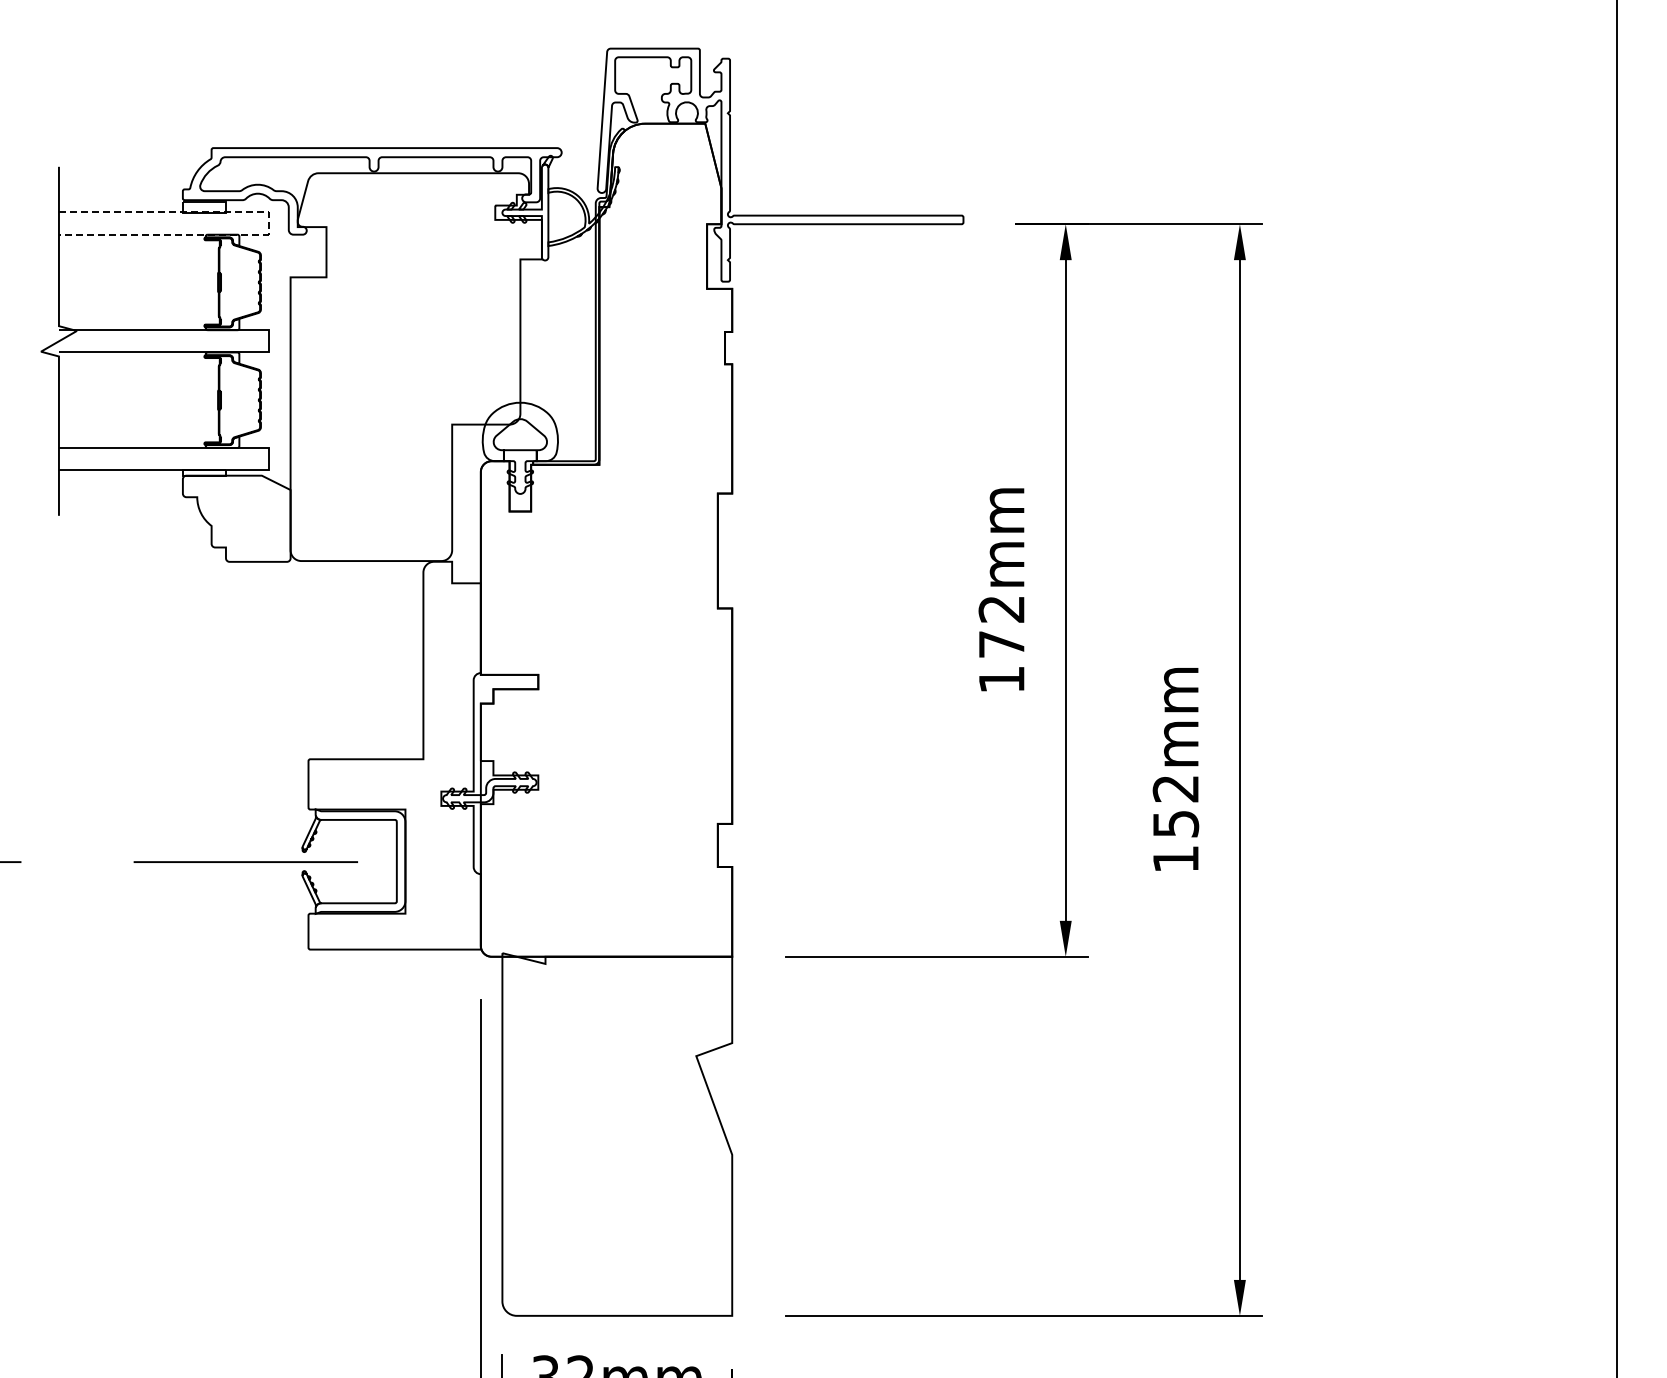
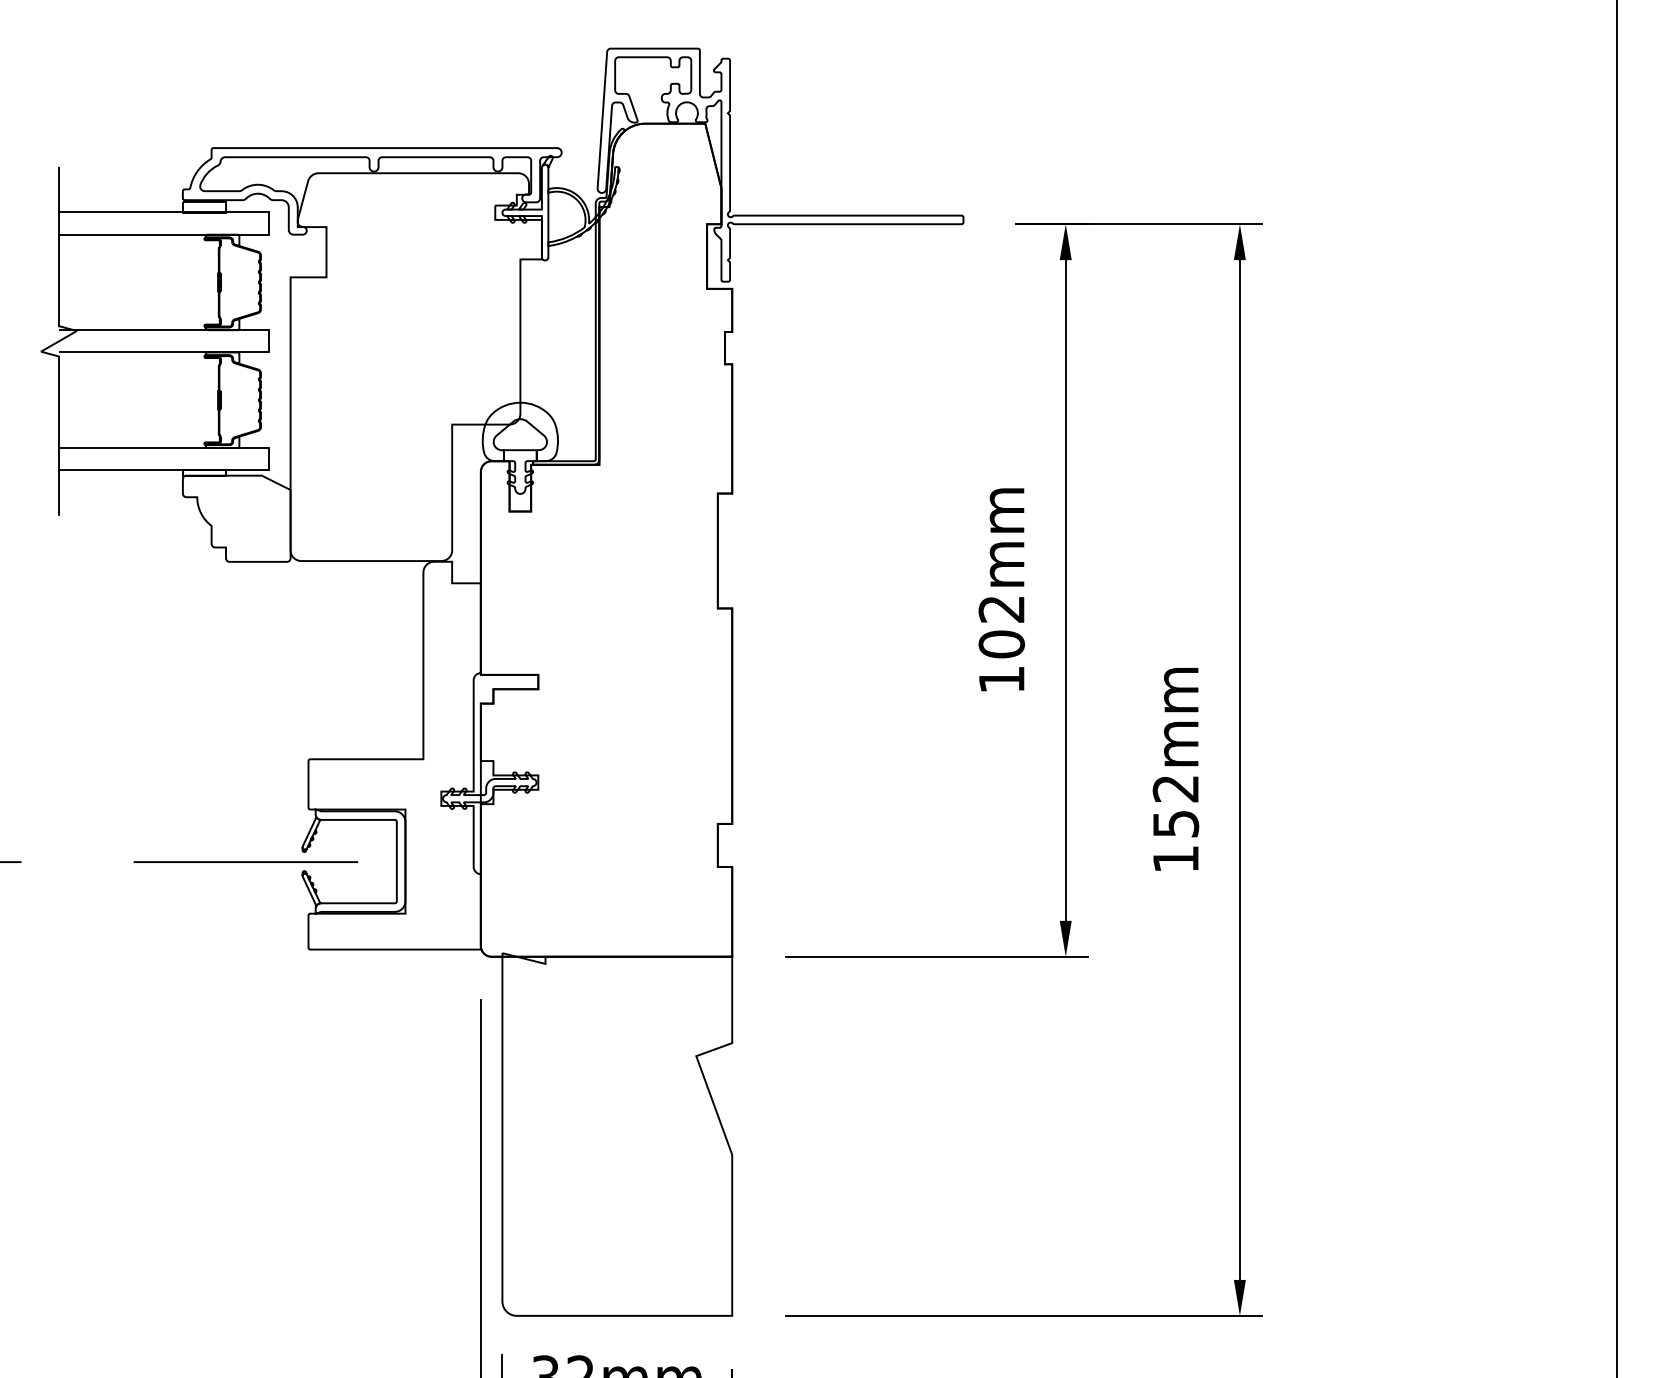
line: dashed -> solid (269, 224)
text: 172mm -> 102mm (1001, 644)
